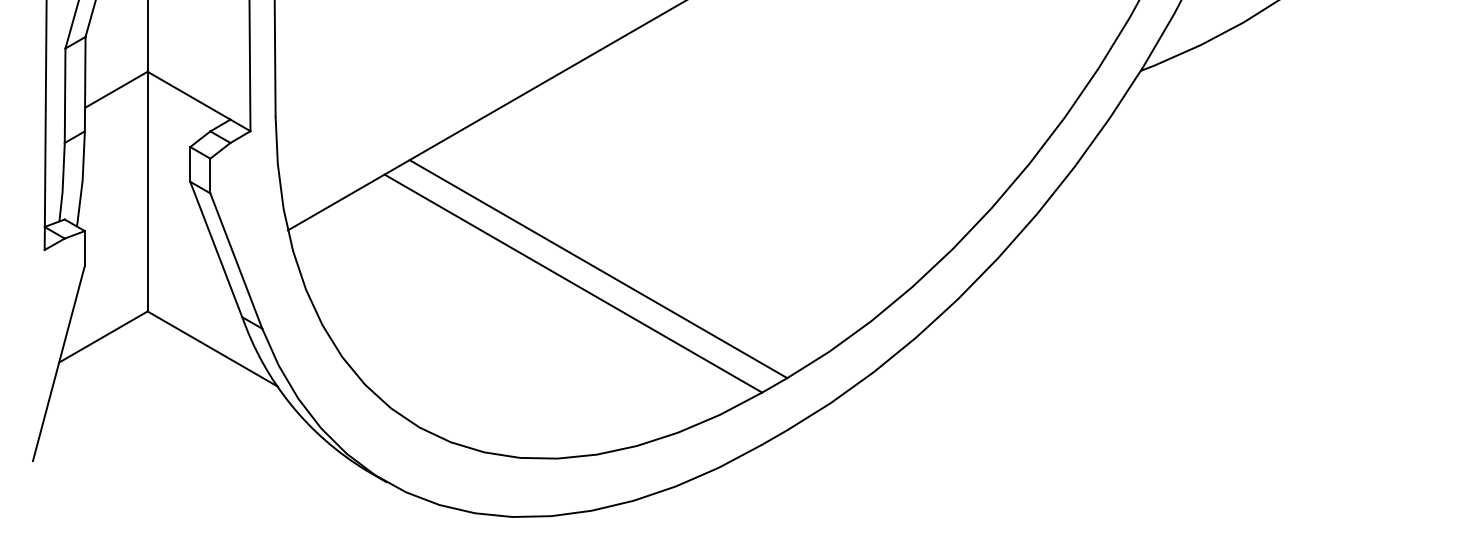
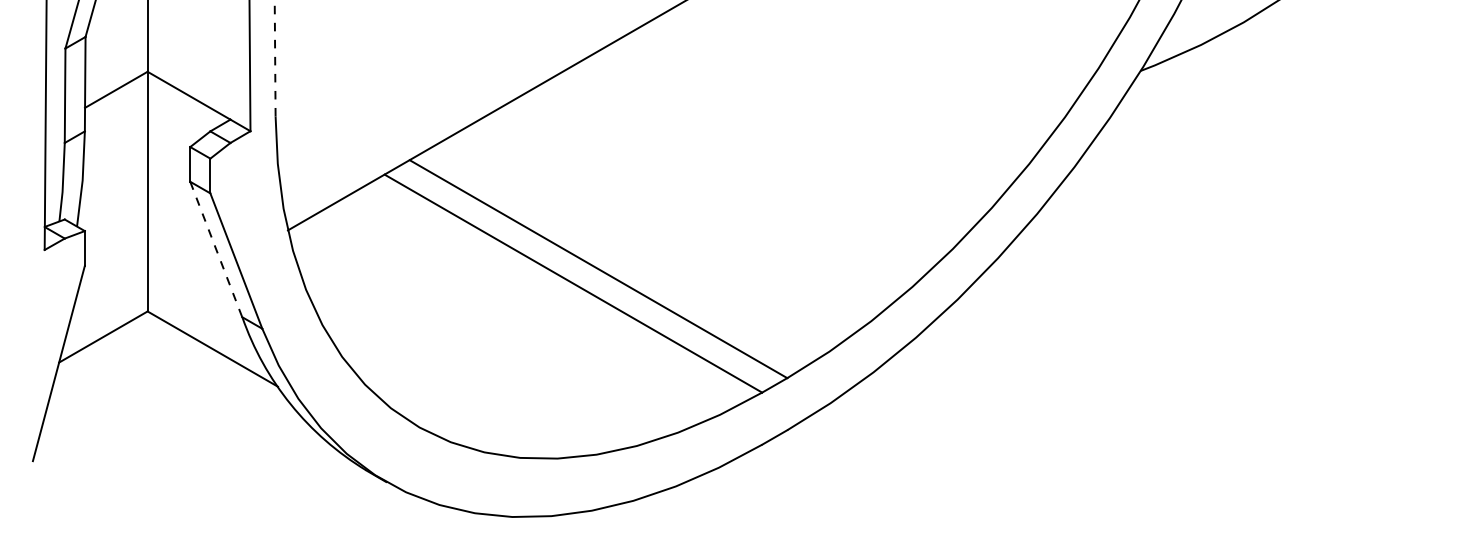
line: solid -> dashed (275, 58)
line: solid -> dashed (216, 249)
